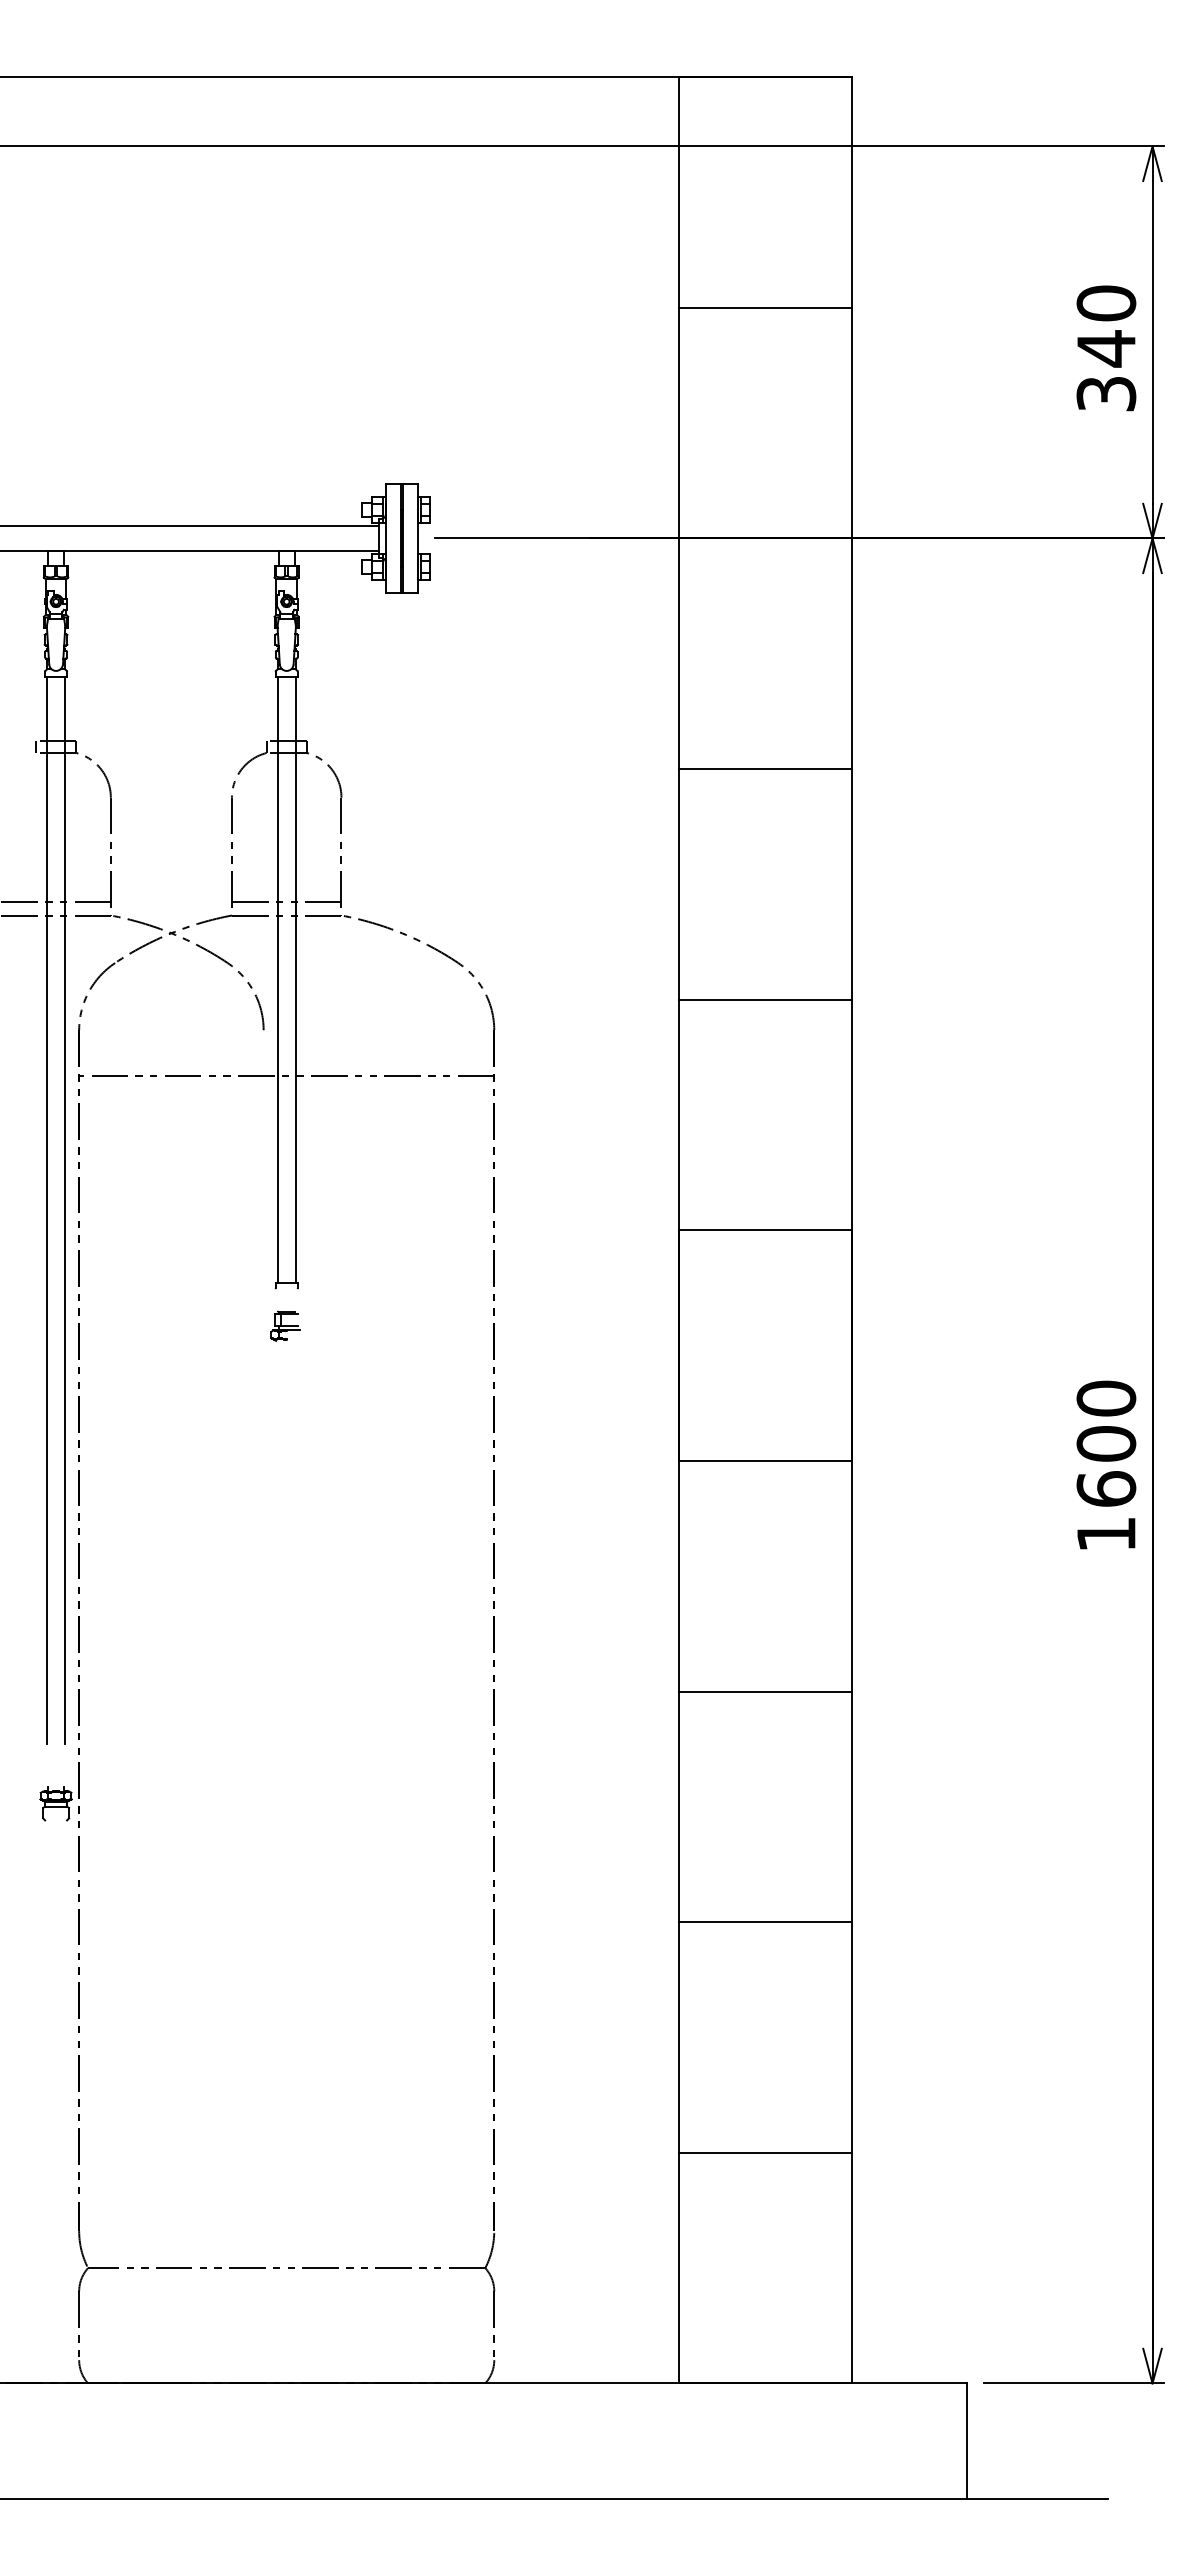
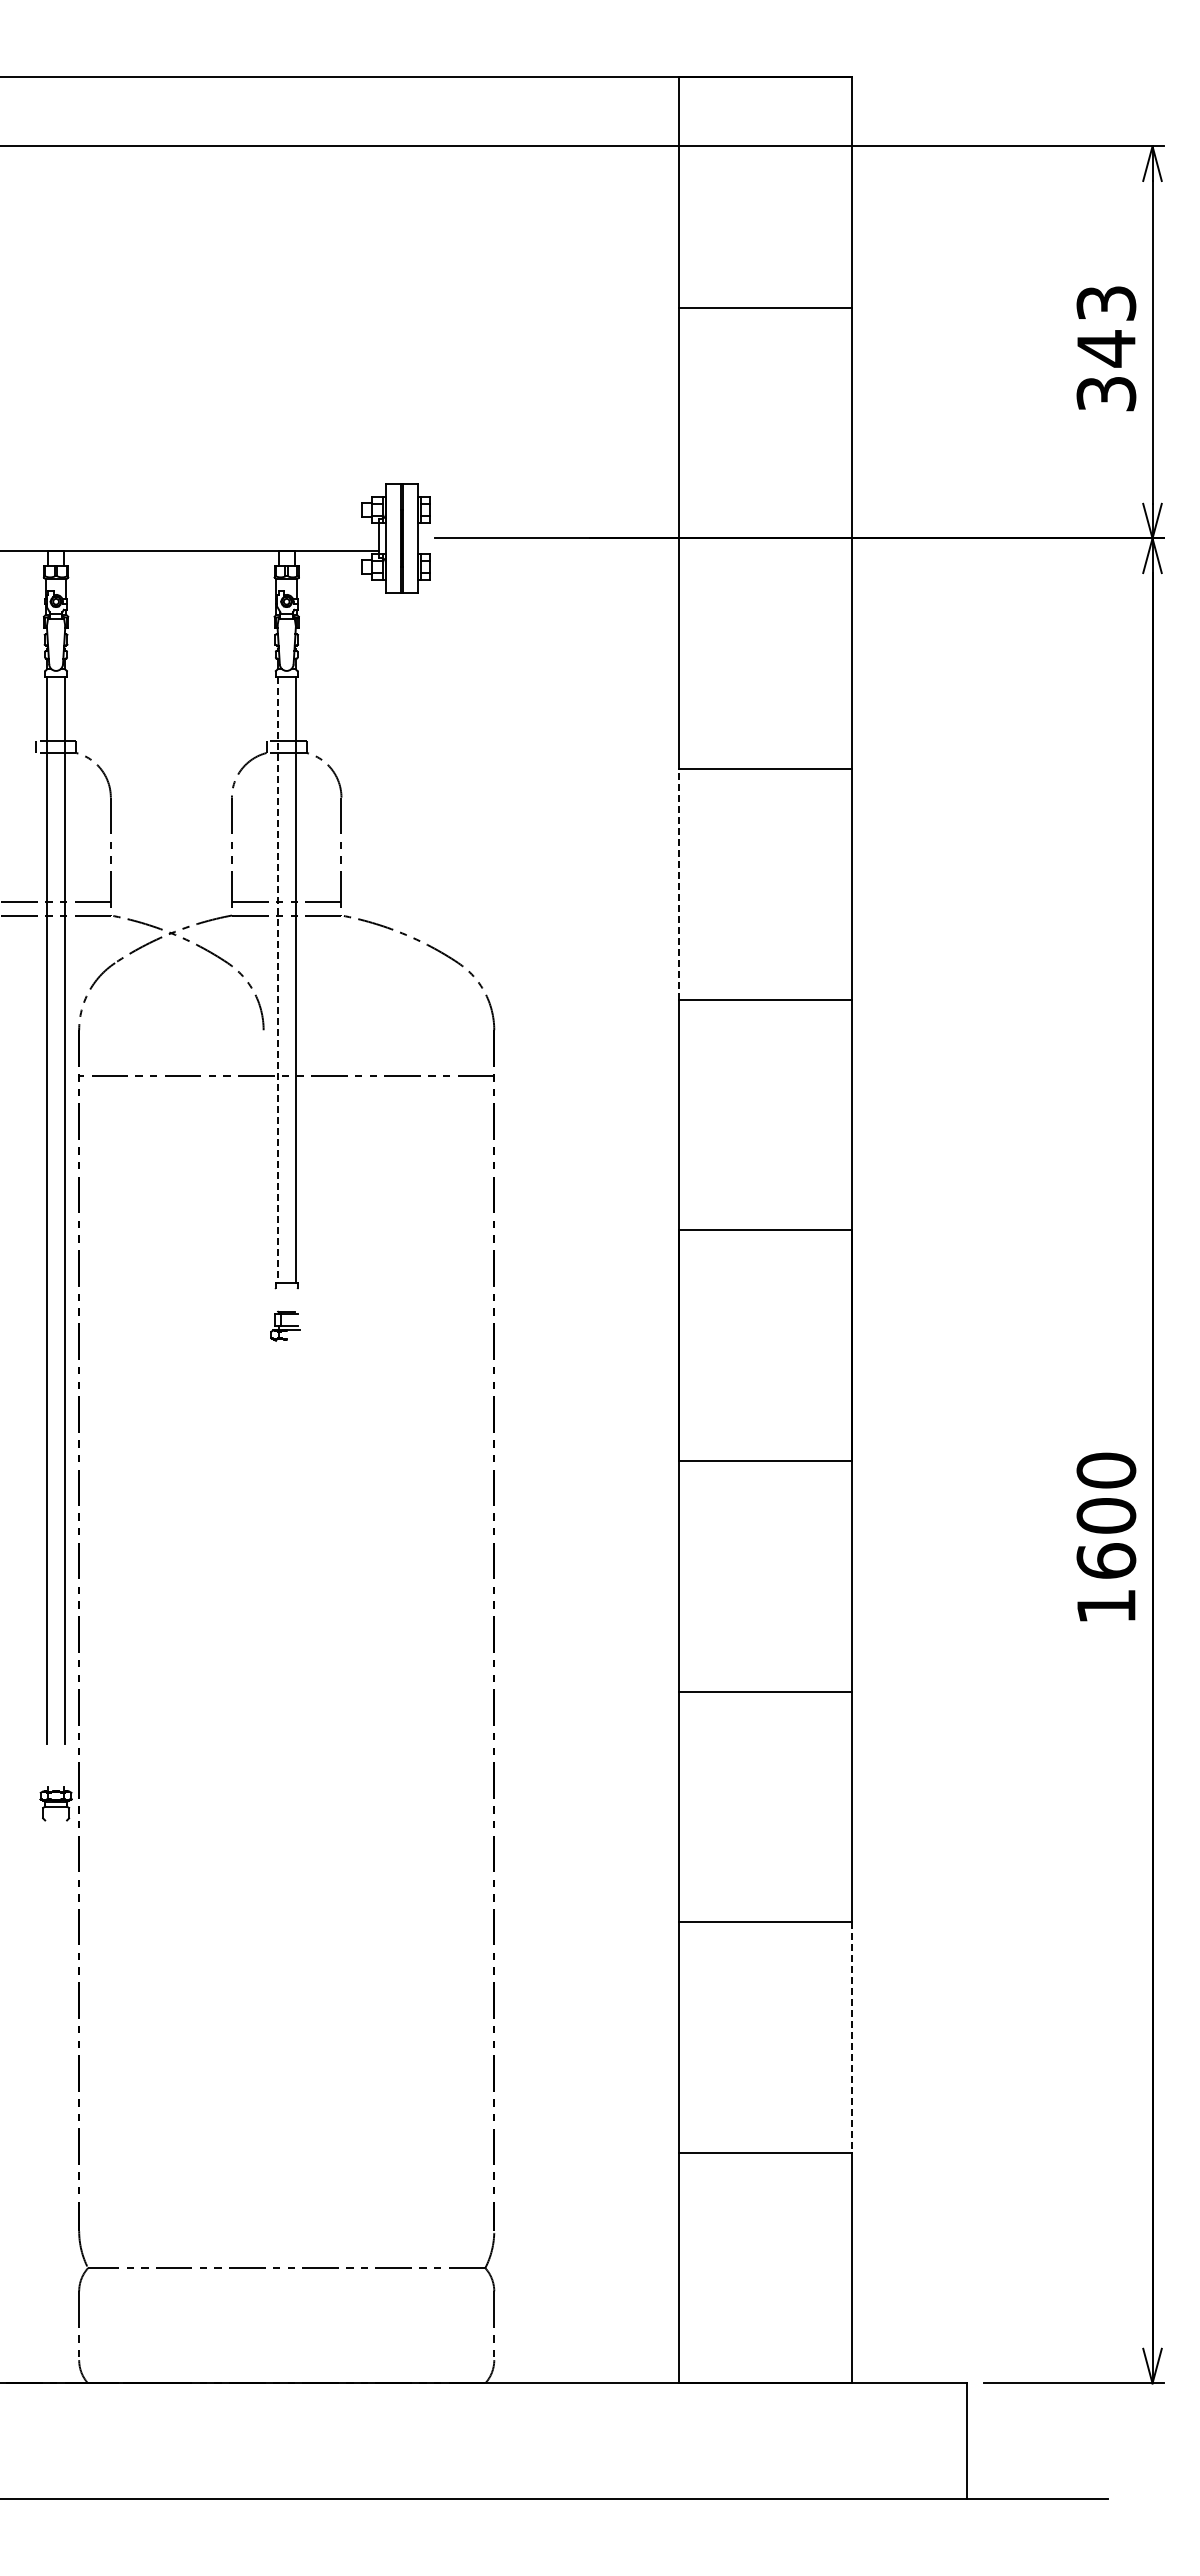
text: 340 -> 343 (1106, 303)
line: present -> none (190, 526)
line: solid -> dashed (678, 883)
line: solid -> dashed (277, 980)
text position: (1106, 1464) -> (1106, 1536) (1106, 1536)
line: solid -> dashed (851, 2037)
